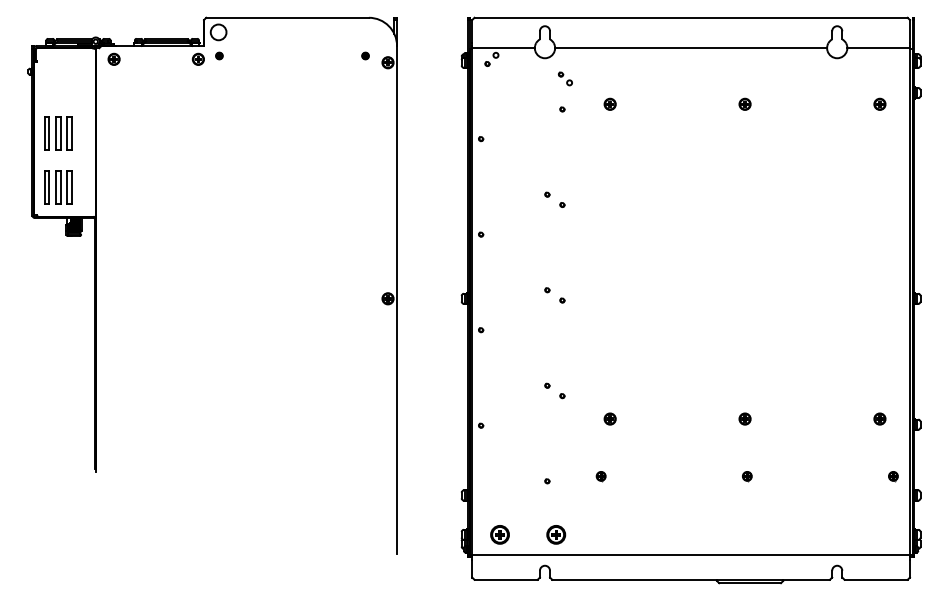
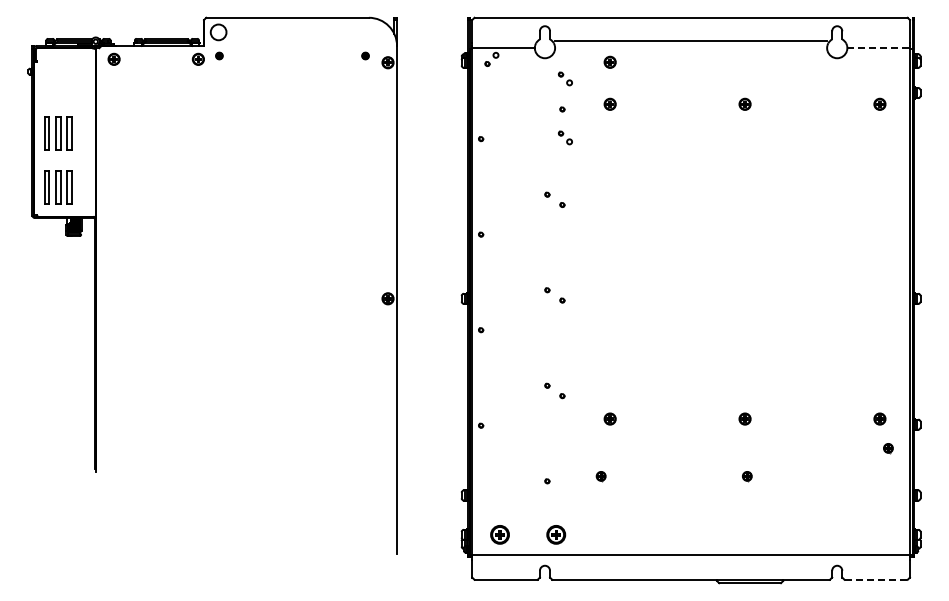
line position: (691, 48) -> (691, 41) (691, 41)
line: solid -> dashed (879, 48)
part: none -> present (609, 61)
part: none -> present (564, 137)
part position: (893, 476) -> (888, 448) (888, 448)
line: solid -> dashed (876, 579)
